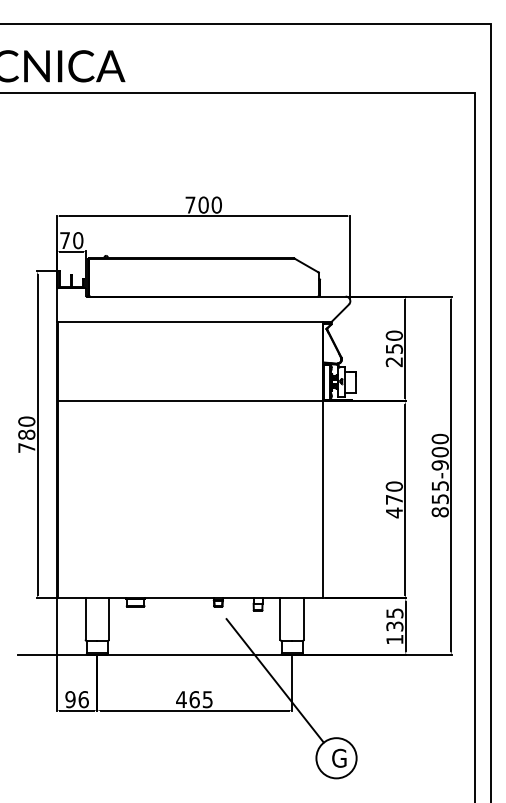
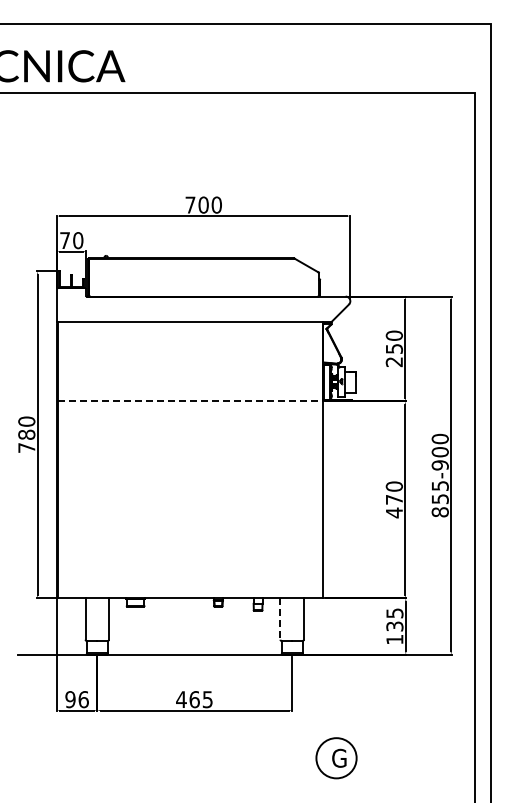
line: solid -> dashed (190, 401)
line: solid -> dashed (280, 618)
line: present -> none (274, 680)
